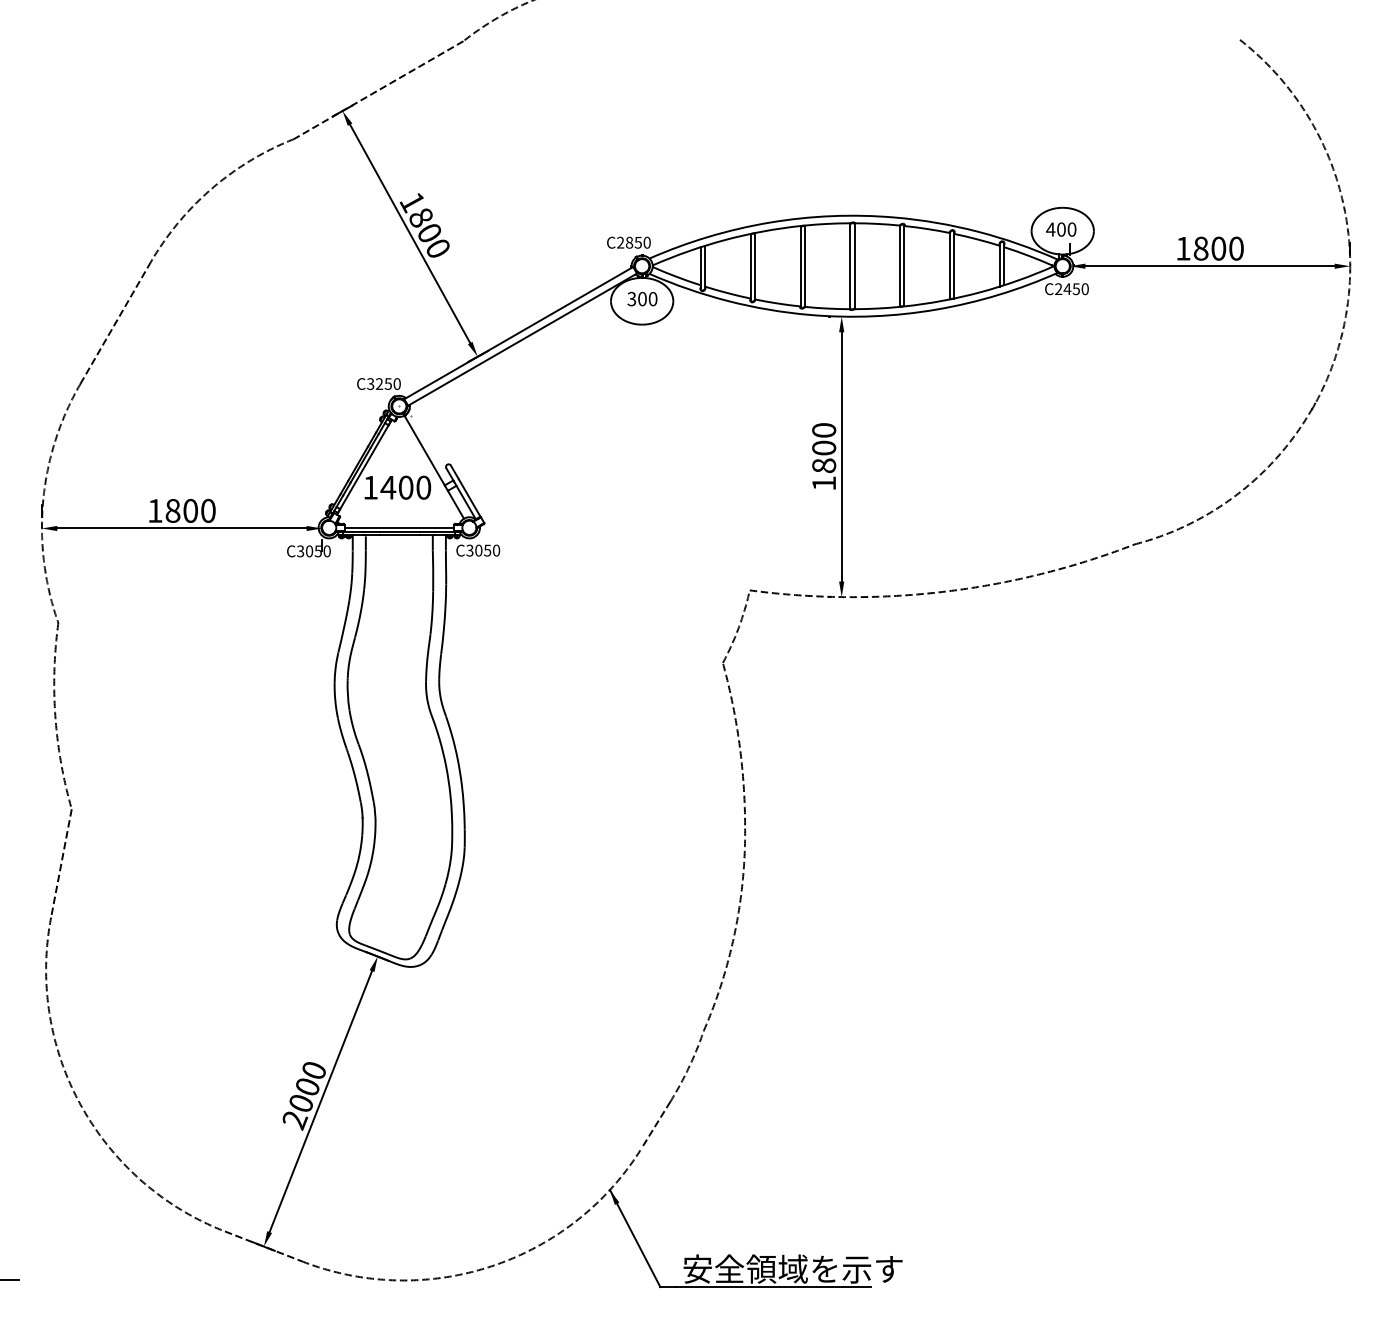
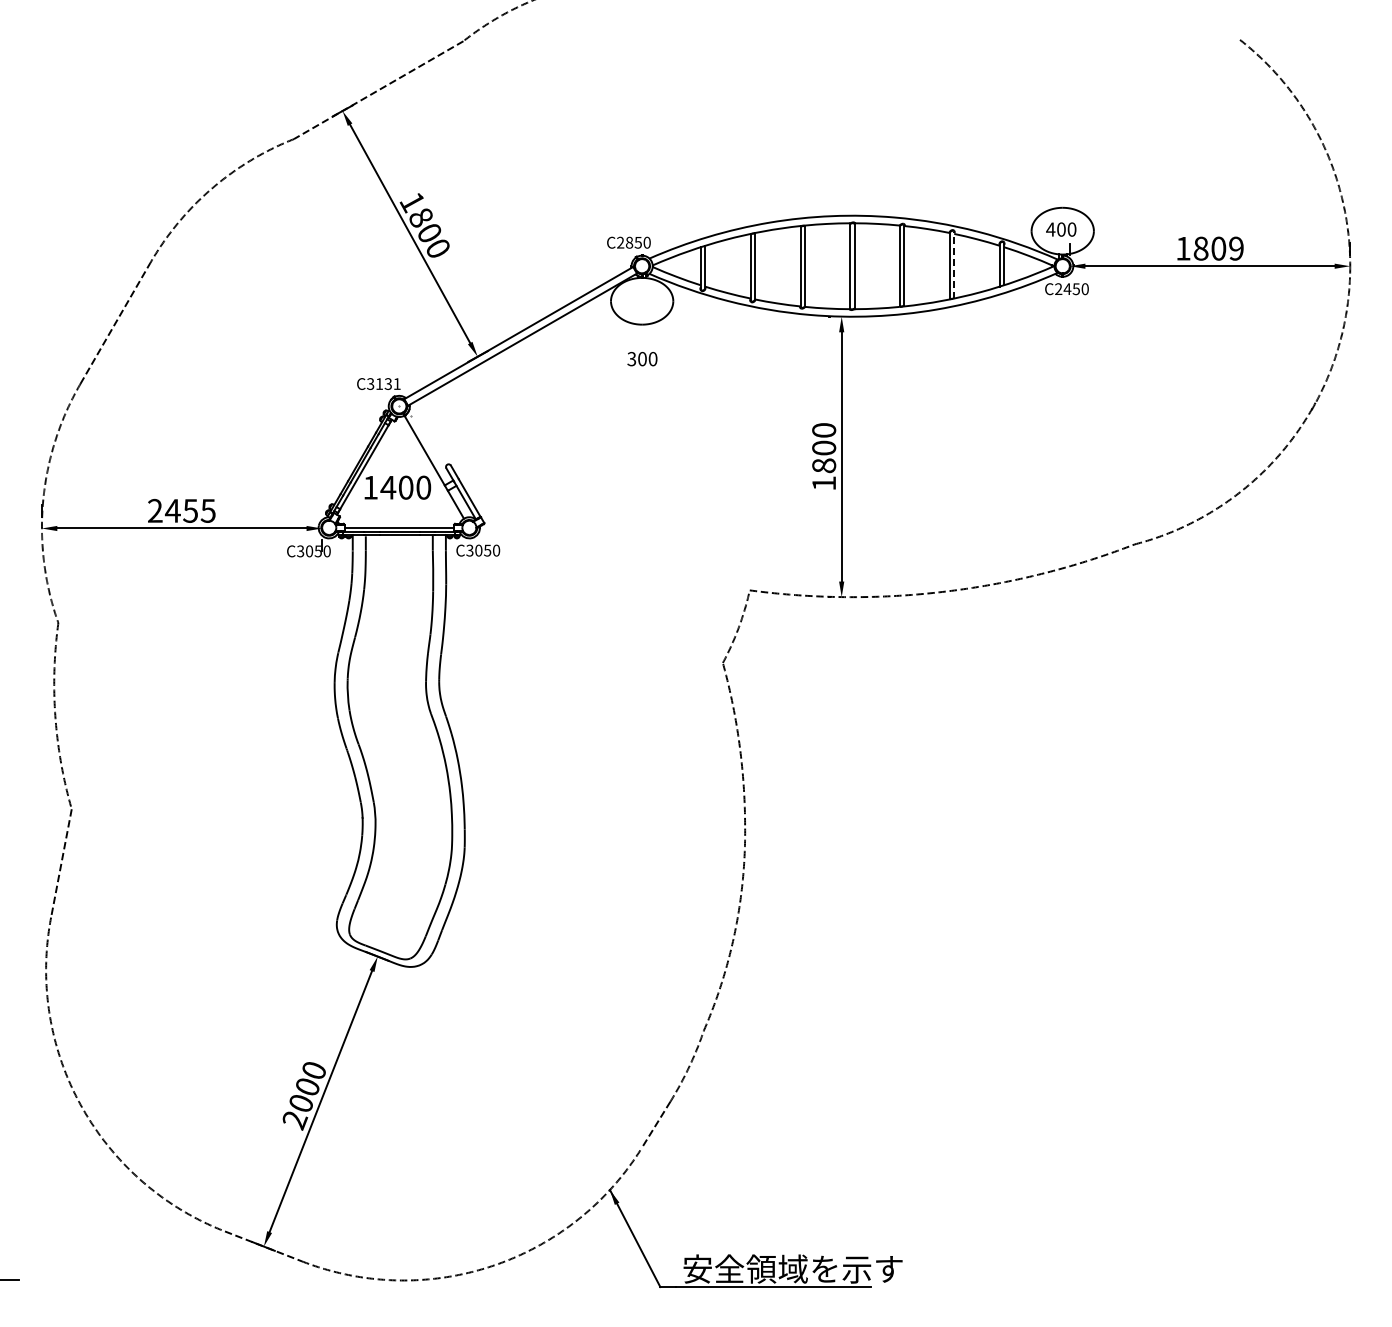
text: 1800 -> 1809 (1236, 248)
line: solid -> dashed (954, 265)
text position: (642, 299) -> (642, 359) (642, 359)
text: C3250 -> C3131 (387, 383)
text: 1800 -> 2455 (181, 510)
